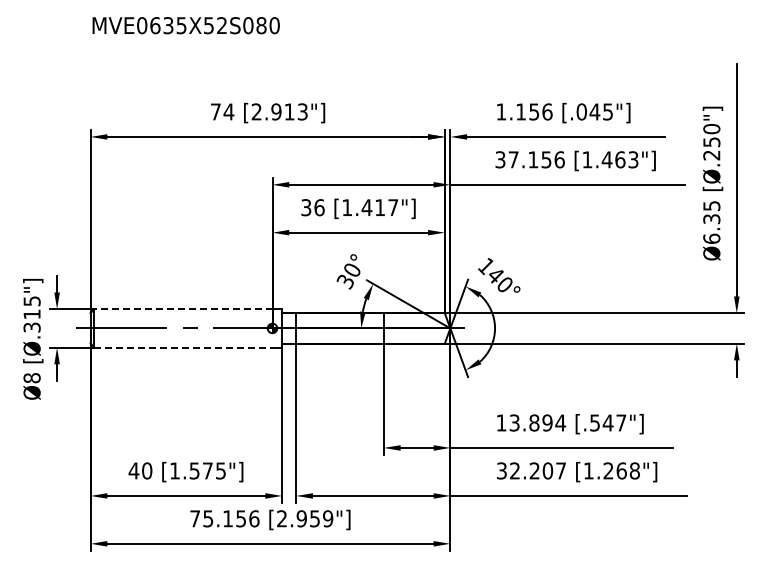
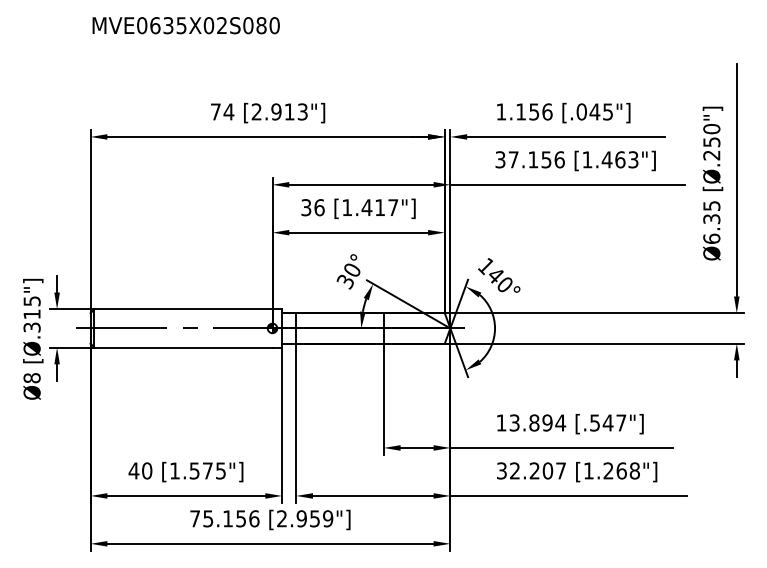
text: MVE0635X52S080 -> MVE0635X02S080 (208, 25)
line: dashed -> solid (182, 309)
line: dashed -> solid (183, 347)
